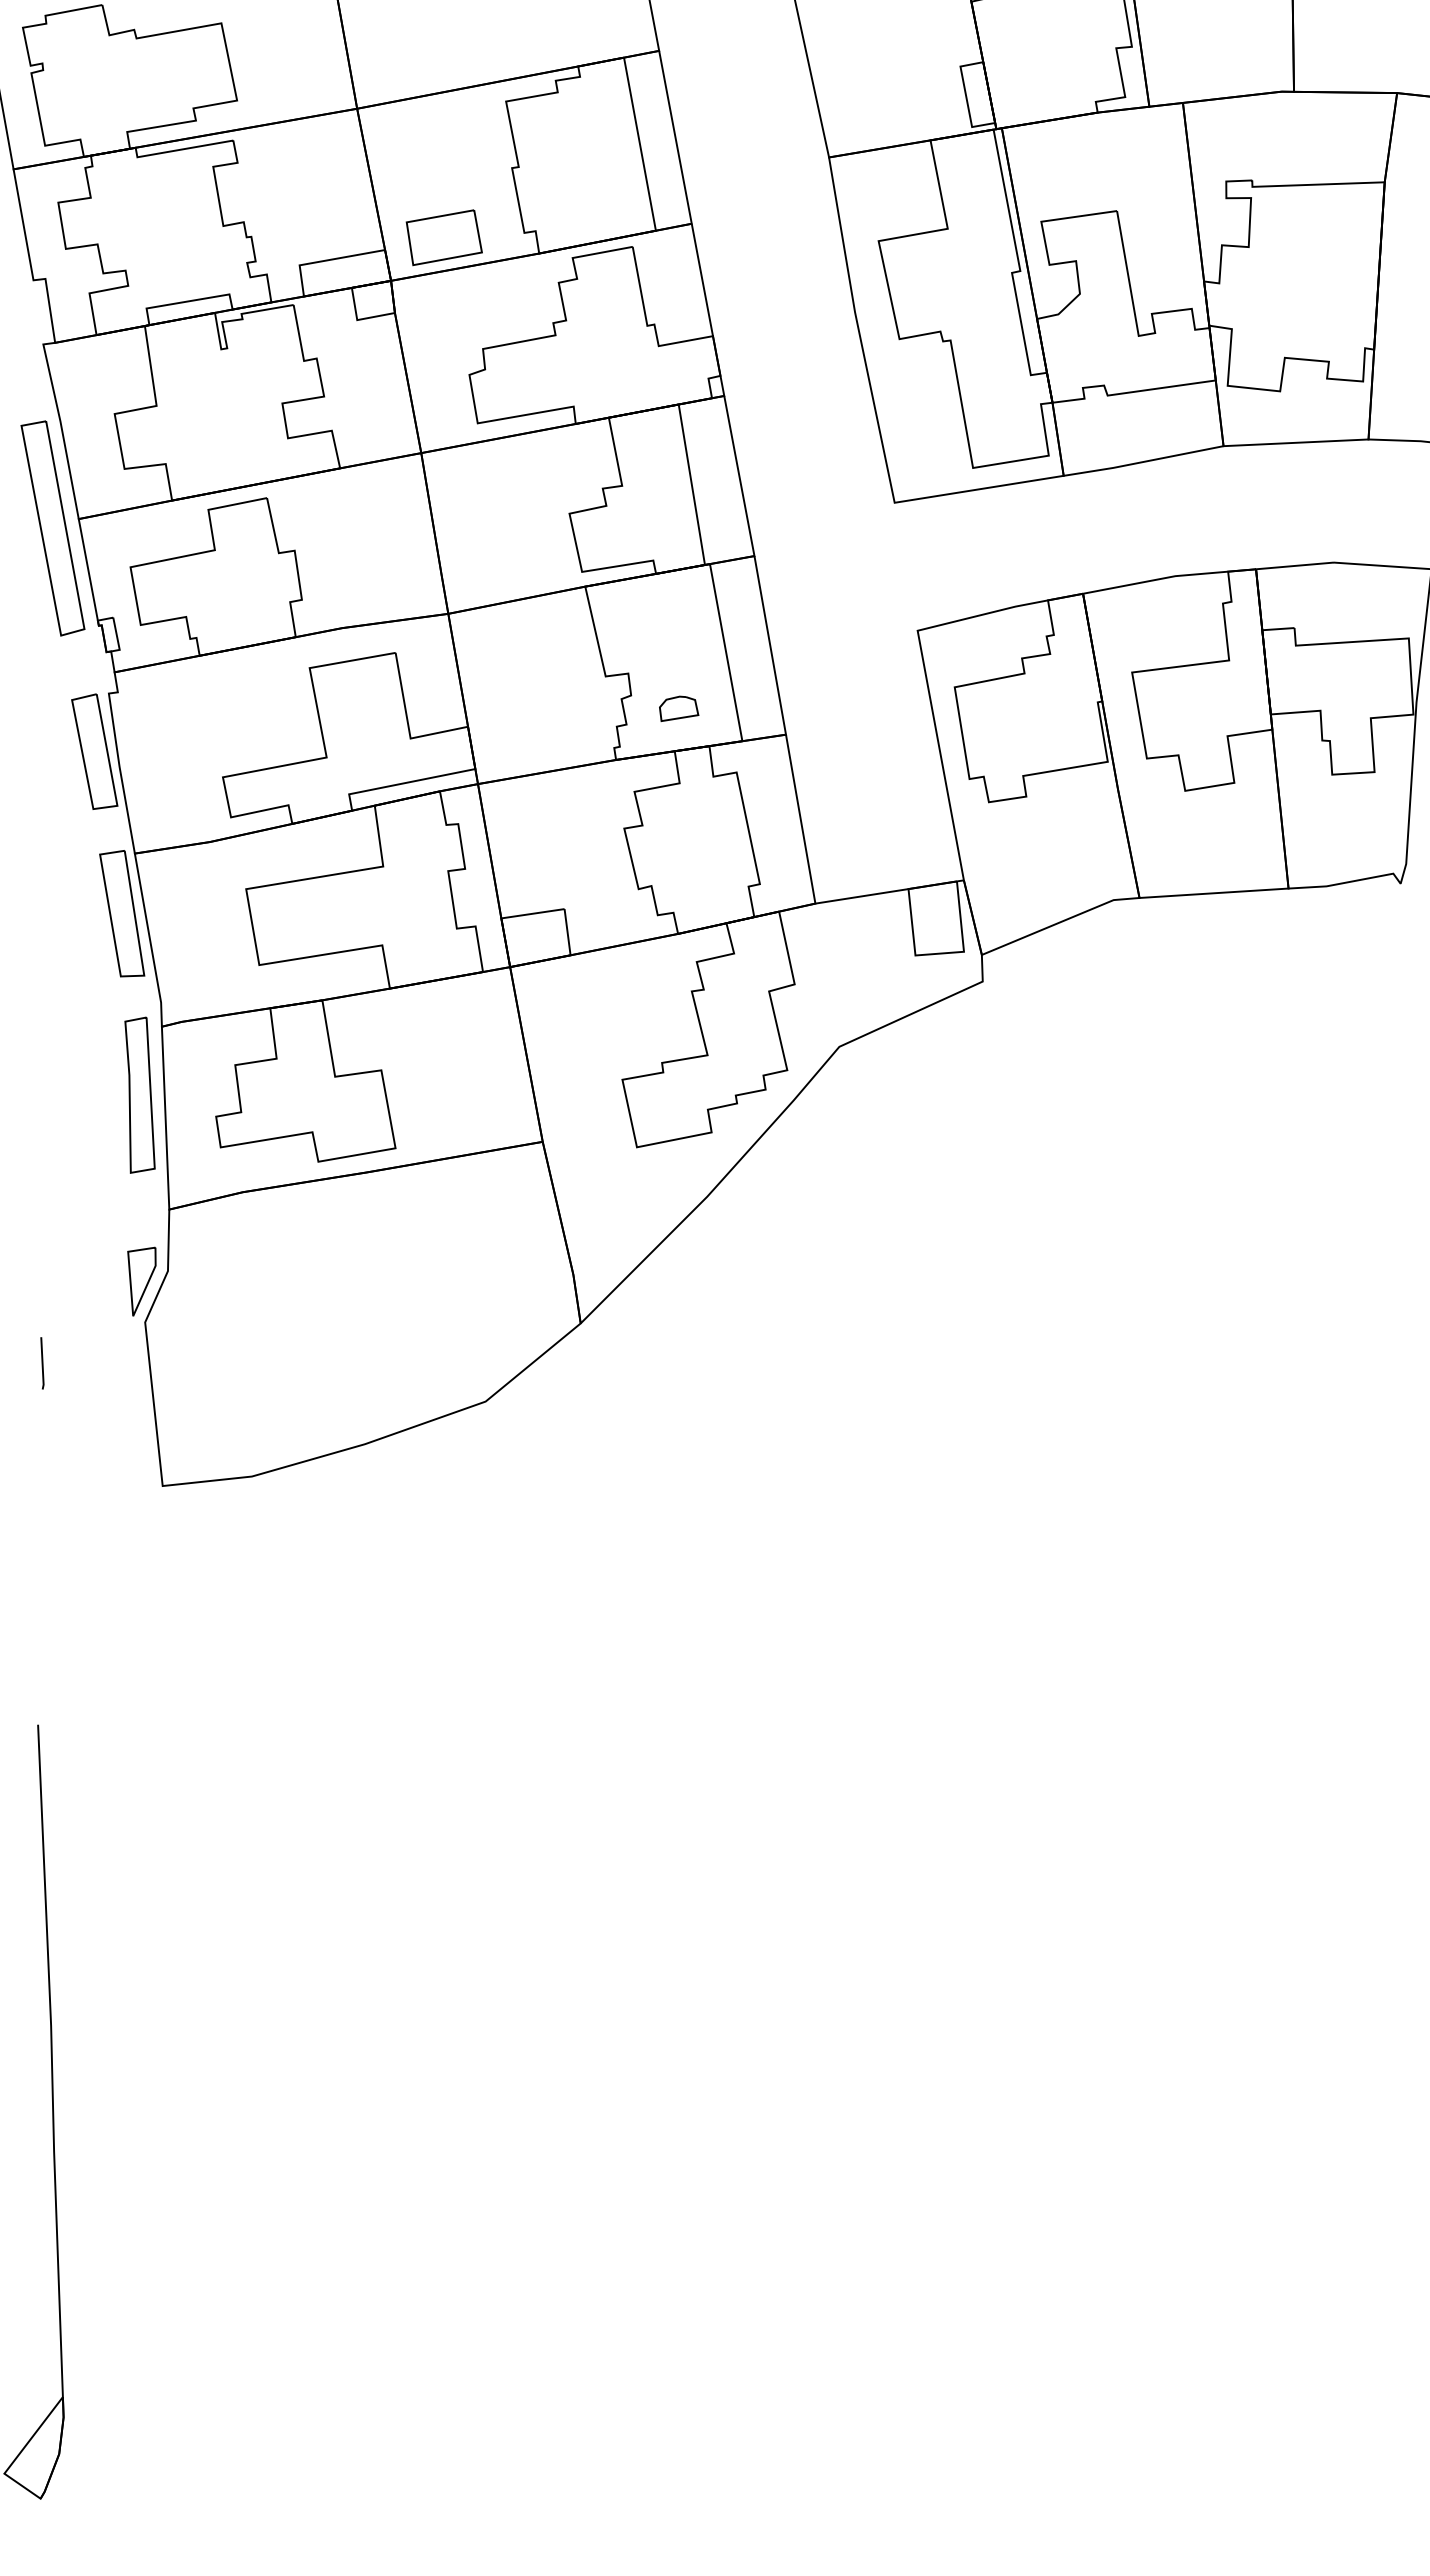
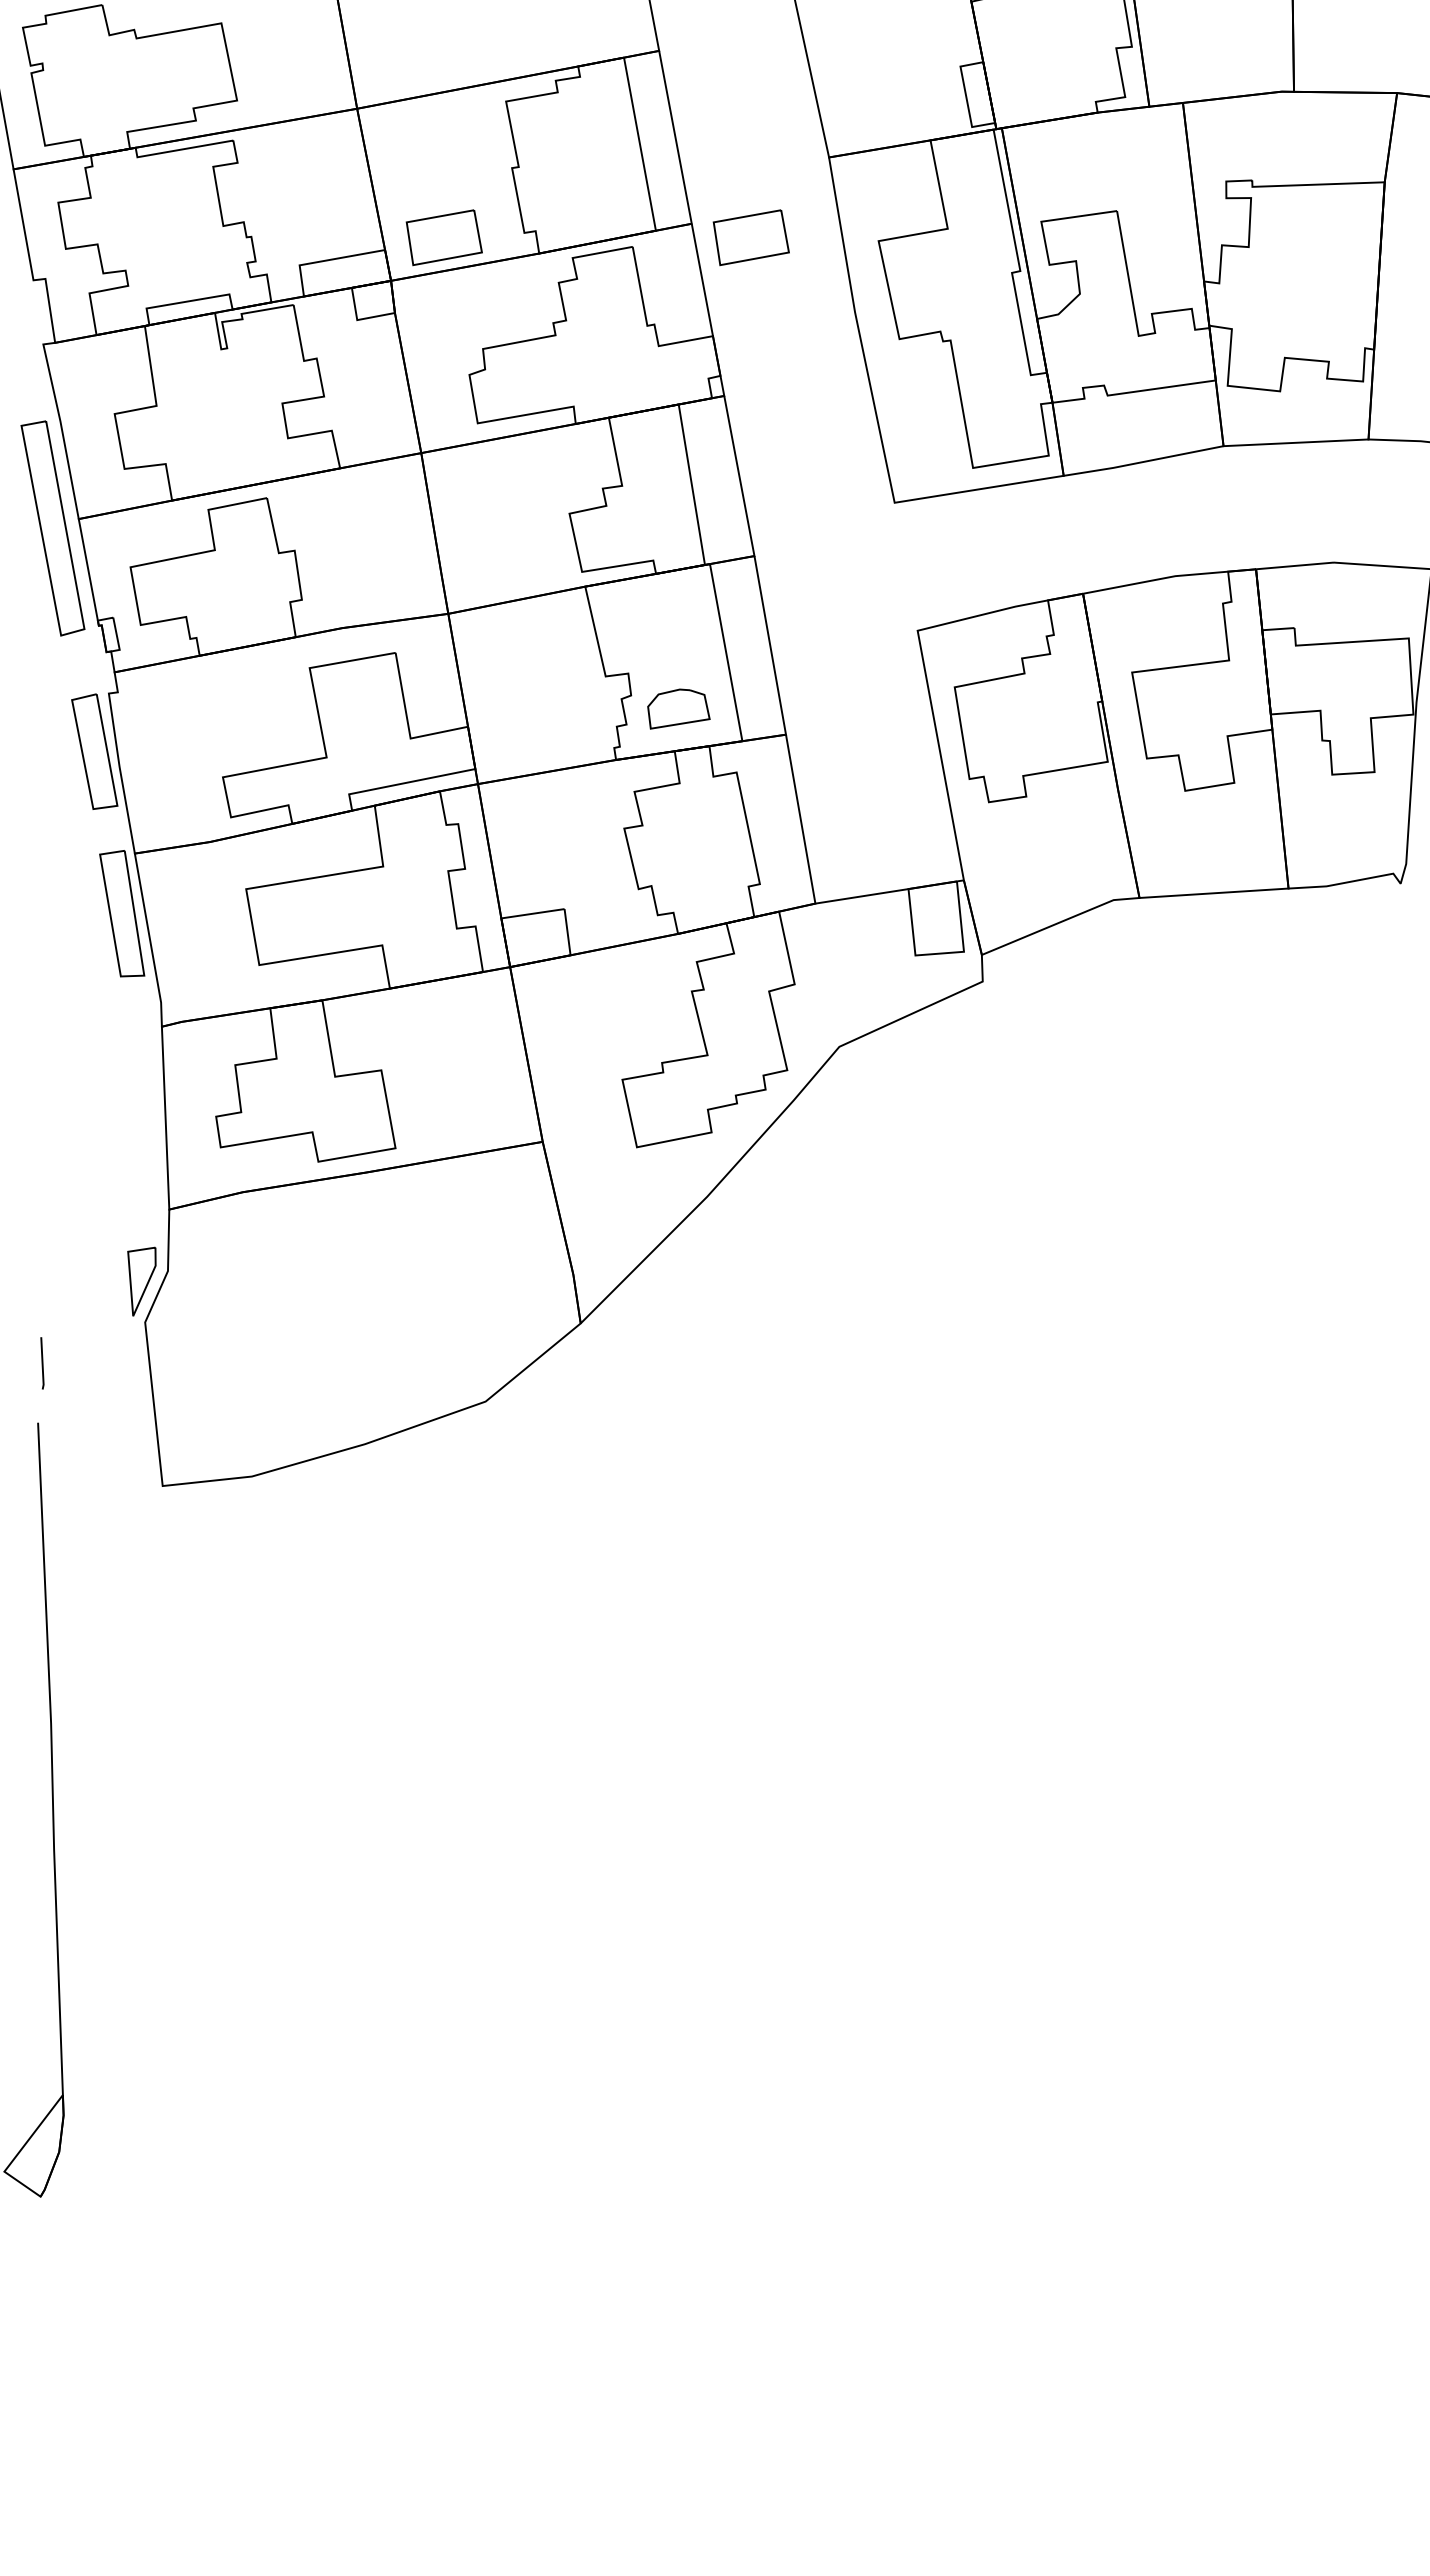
part: none -> present (750, 237)
part size: 41x27 px -> 64x42 px (678, 708)
part: present -> none (139, 1094)
part position: (52, 2111) -> (52, 1809) (52, 1809)
